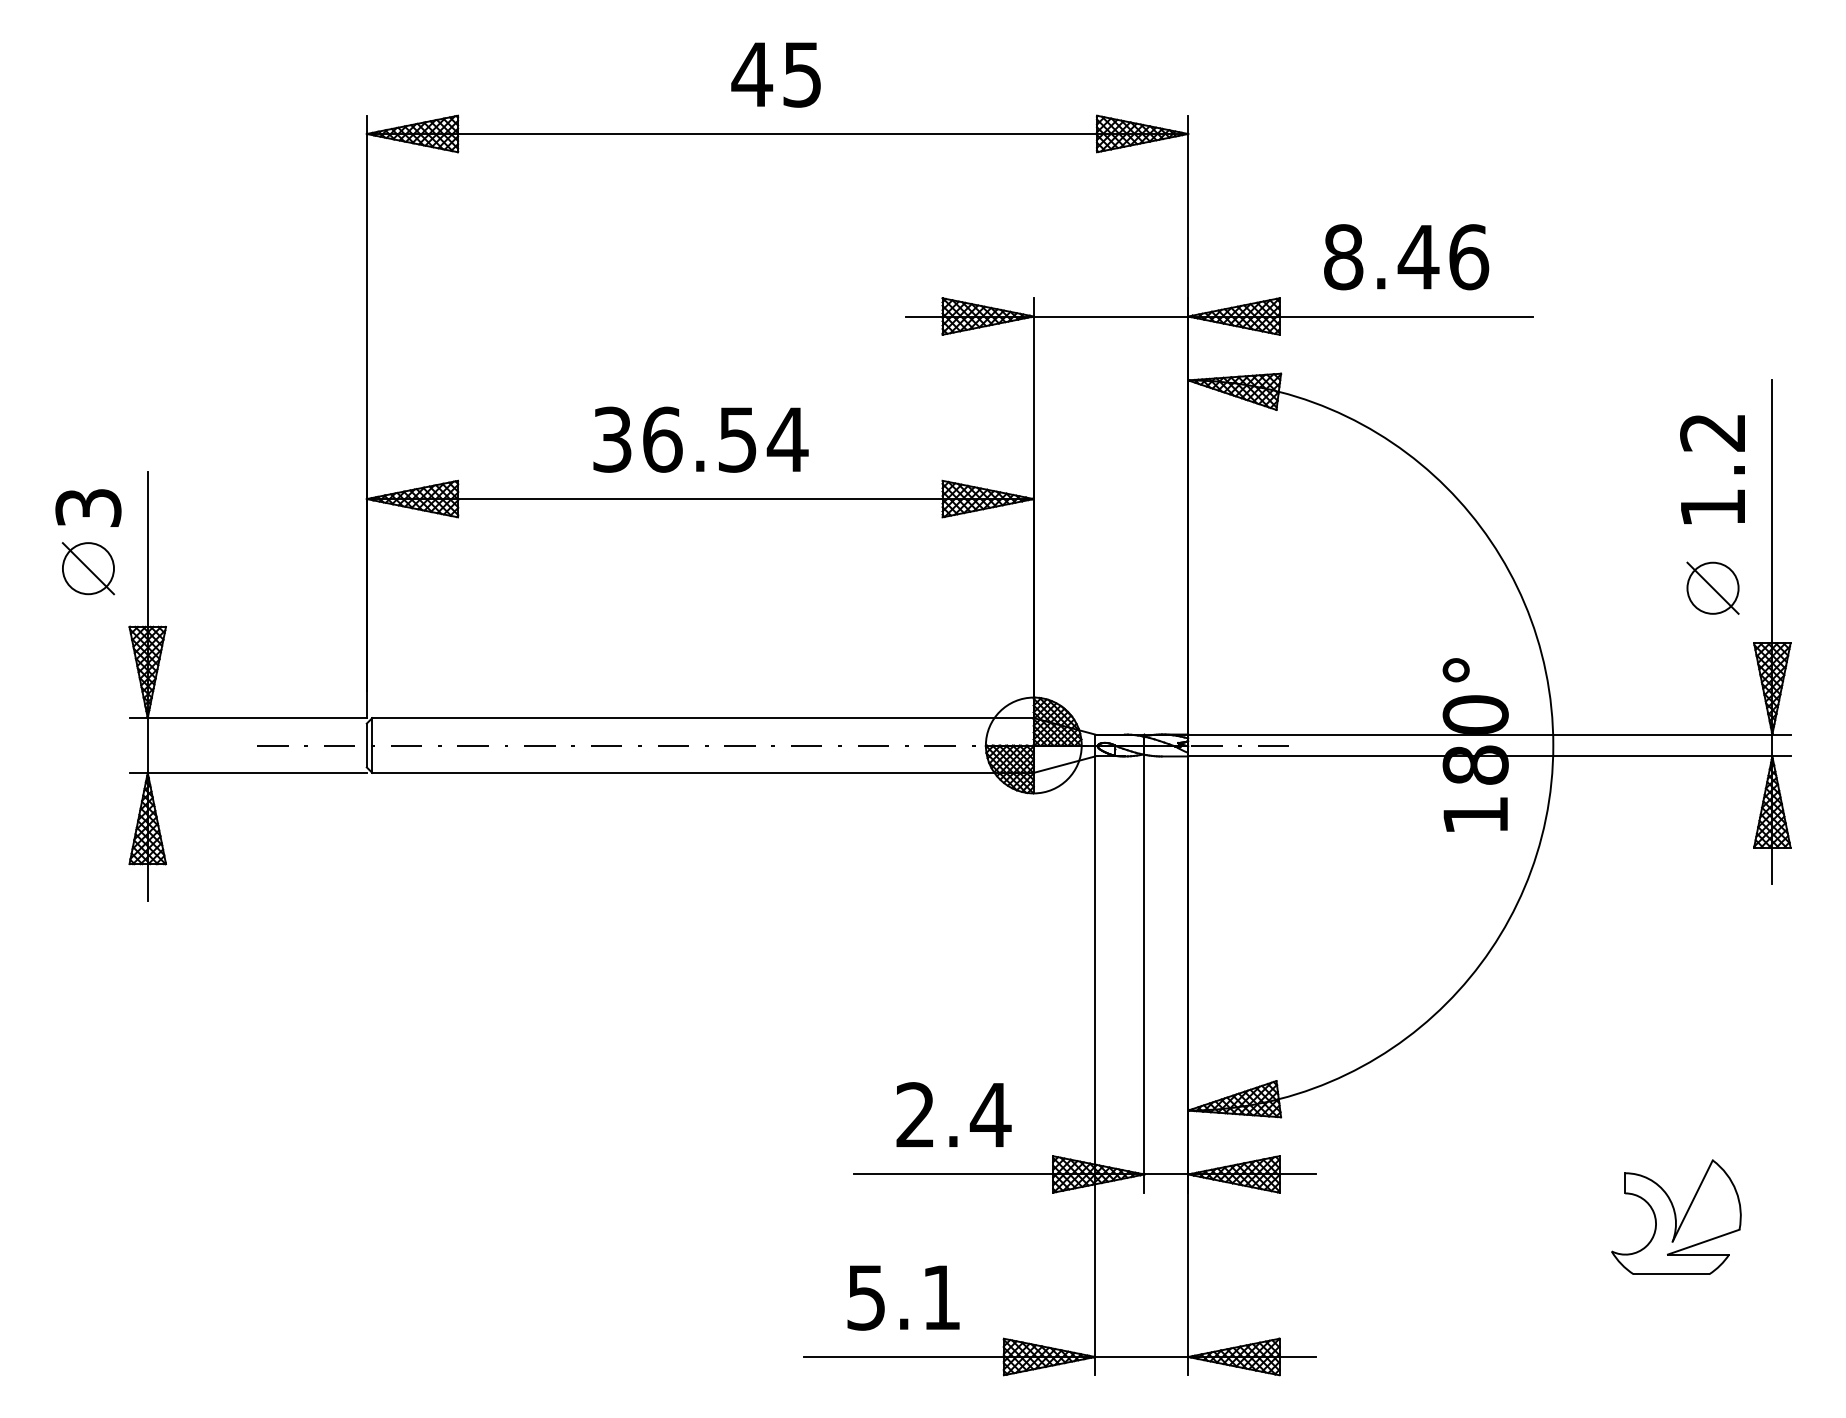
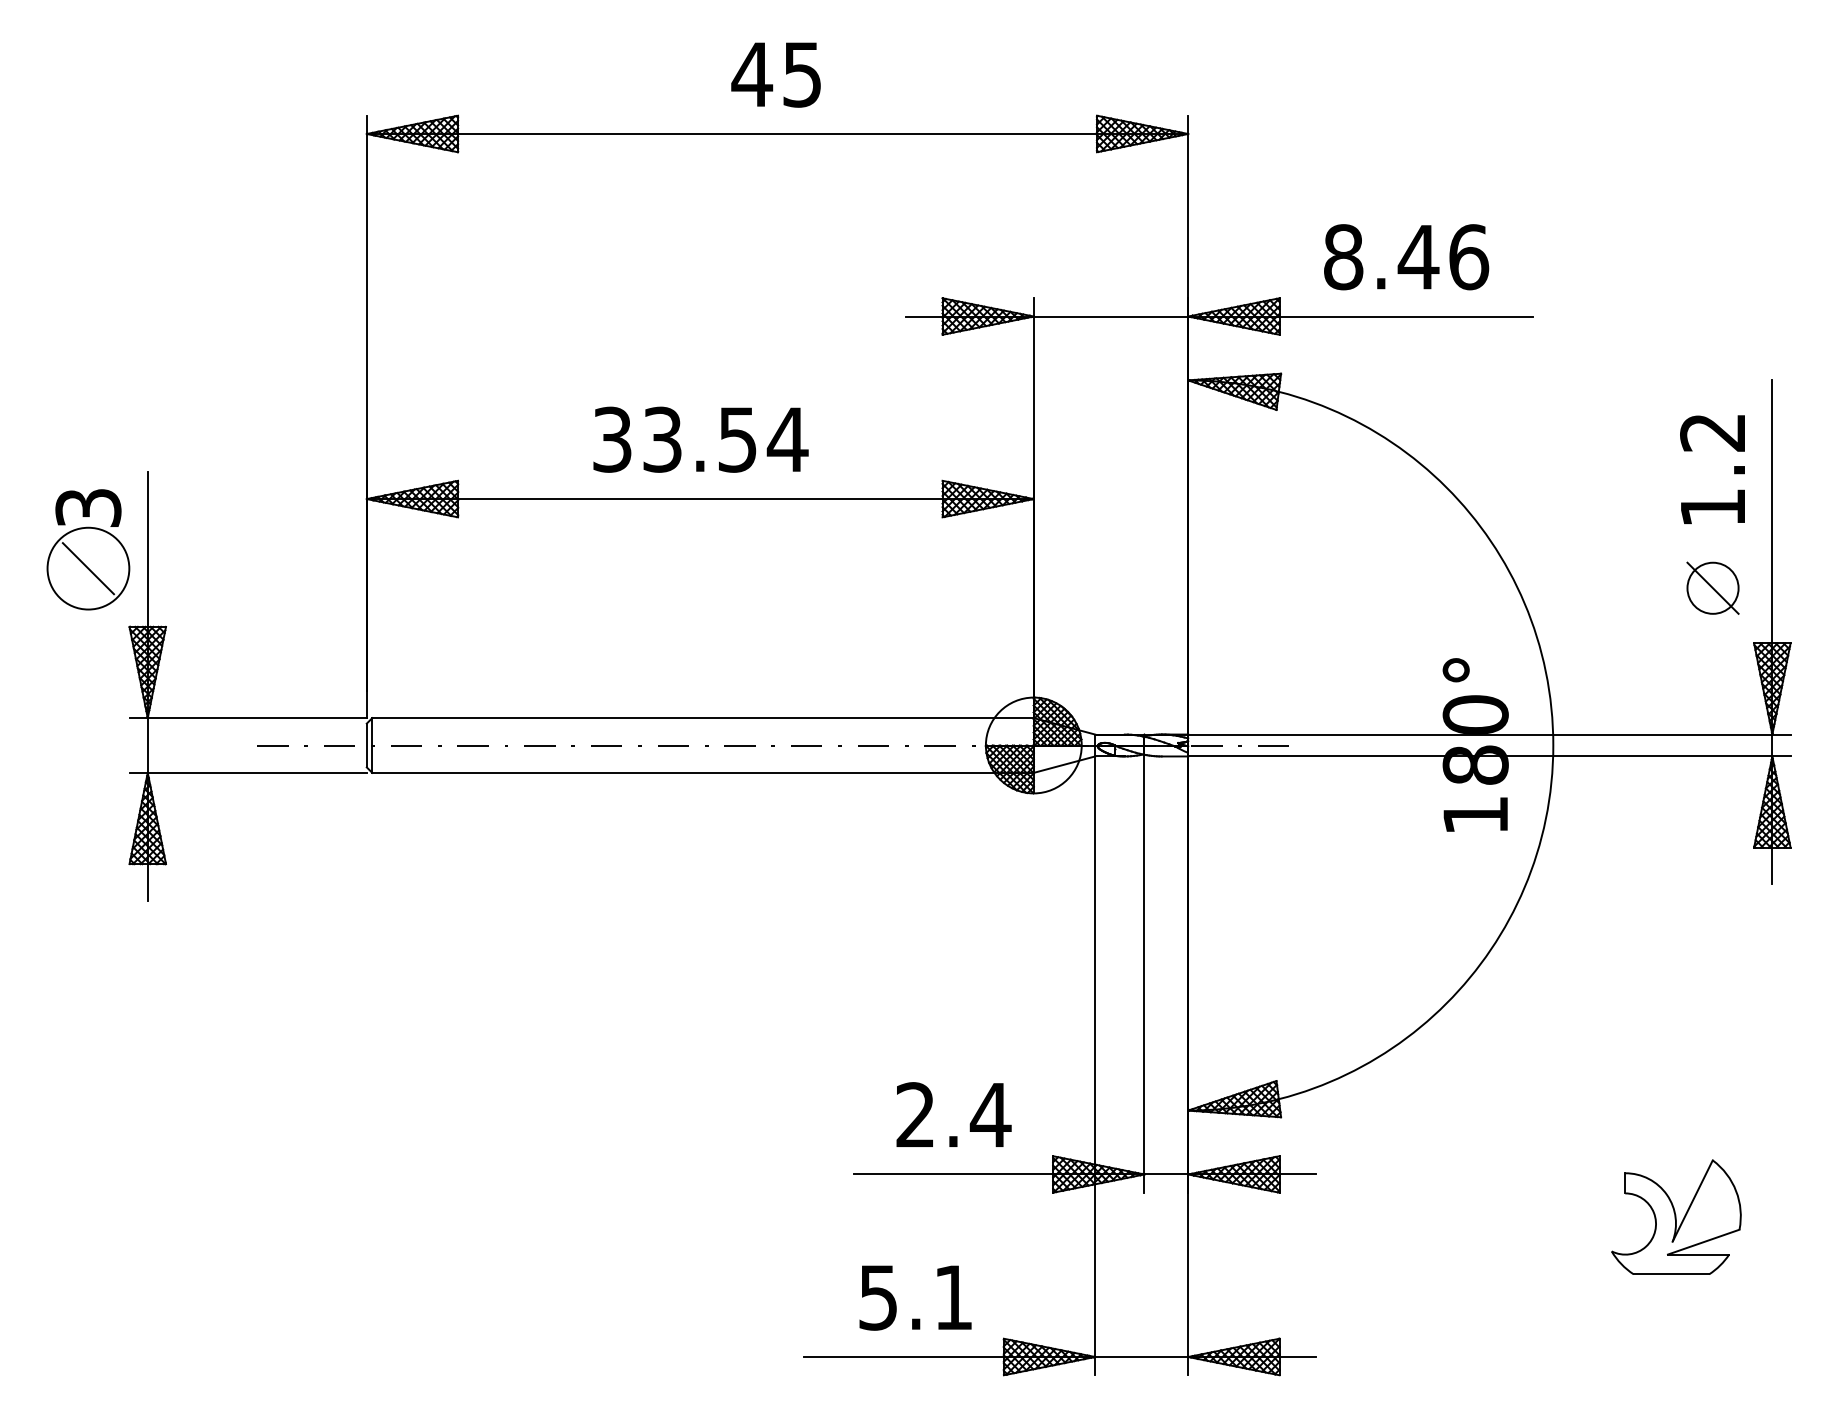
text: 36.54 -> 33.54 (662, 439)
circle diameter: 51 px -> 82 px (88, 568)
text position: (903, 1297) -> (915, 1297) (915, 1297)
